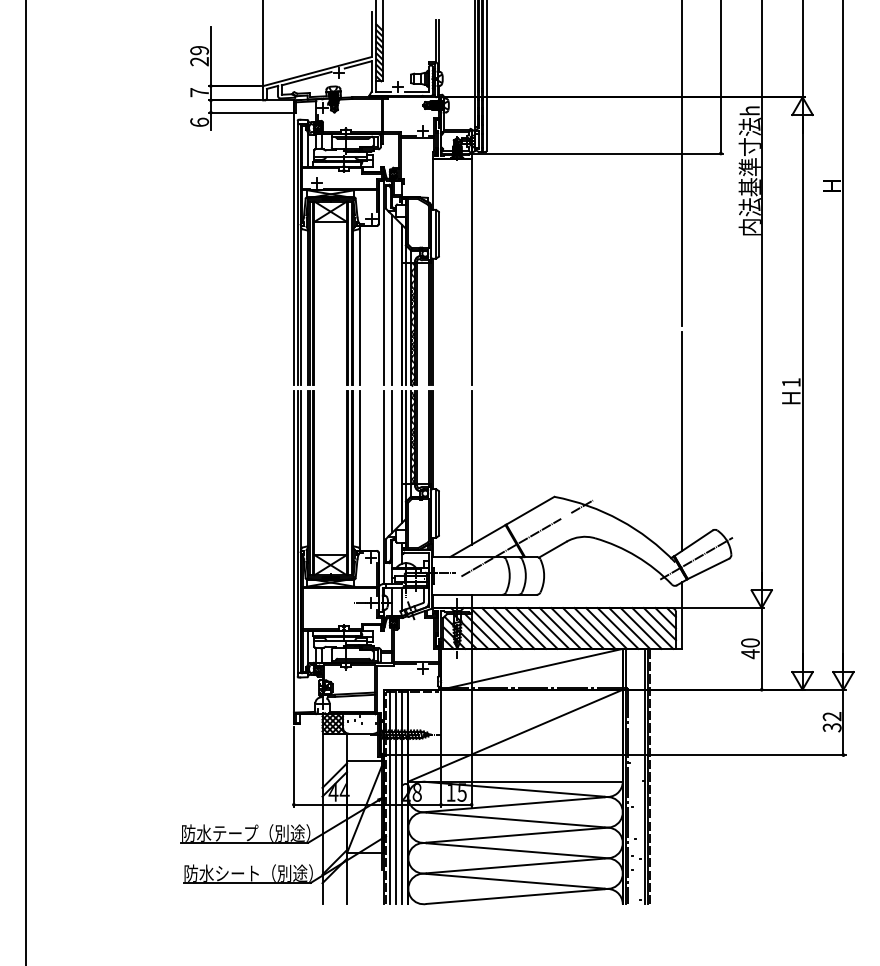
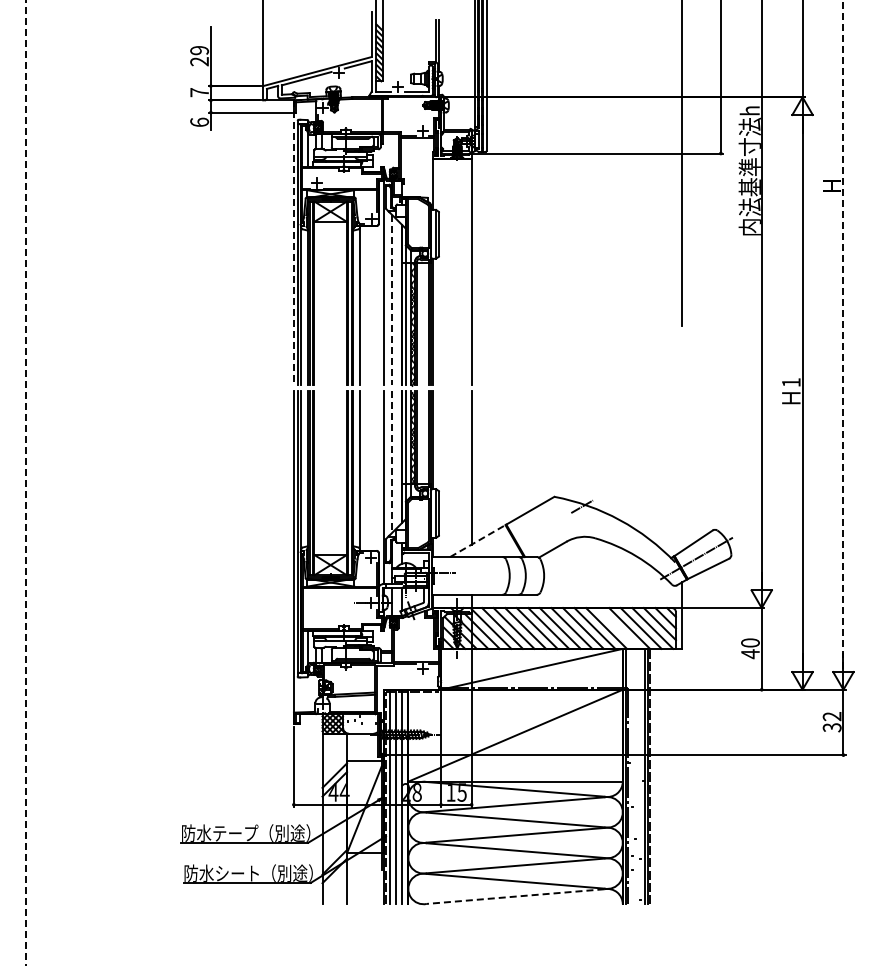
line: solid -> dashed (293, 243)
line: solid -> dashed (391, 300)
line: solid -> dashed (843, 334)
line: present -> none (682, 441)
line: solid -> dashed (391, 462)
line: solid -> dashed (26, 482)
line: solid -> dashed (477, 541)
line: present -> none (511, 547)
line: present -> none (617, 628)
line: solid -> dashed (515, 896)
